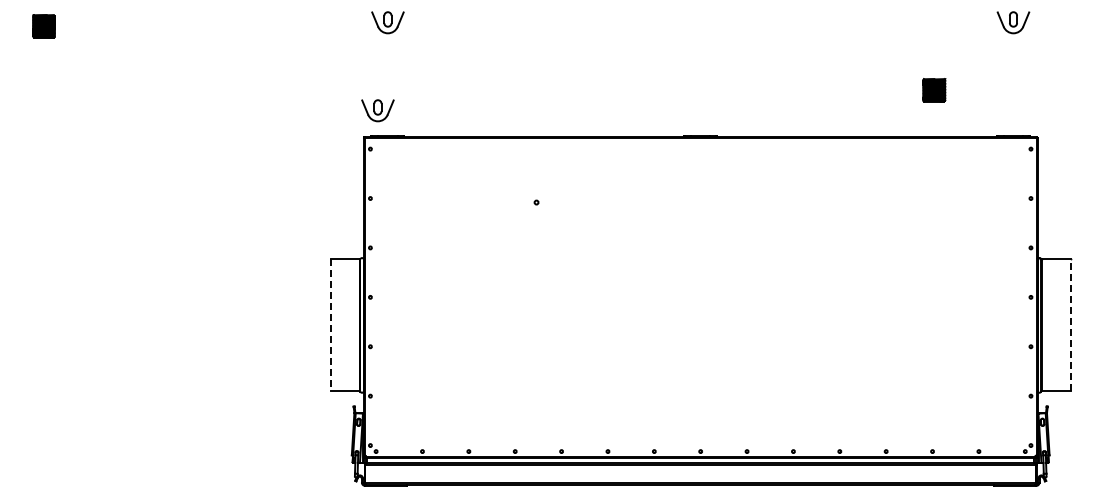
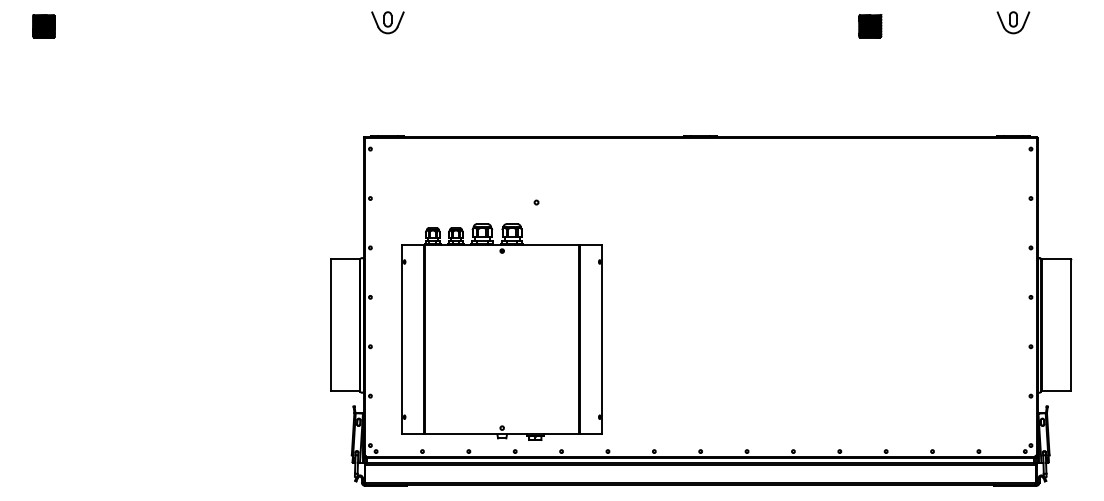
part position: (934, 90) -> (870, 26) (870, 26)
part: present -> none (377, 110)
line: dashed -> solid (1070, 324)
line: dashed -> solid (330, 325)
part: none -> present (501, 331)
